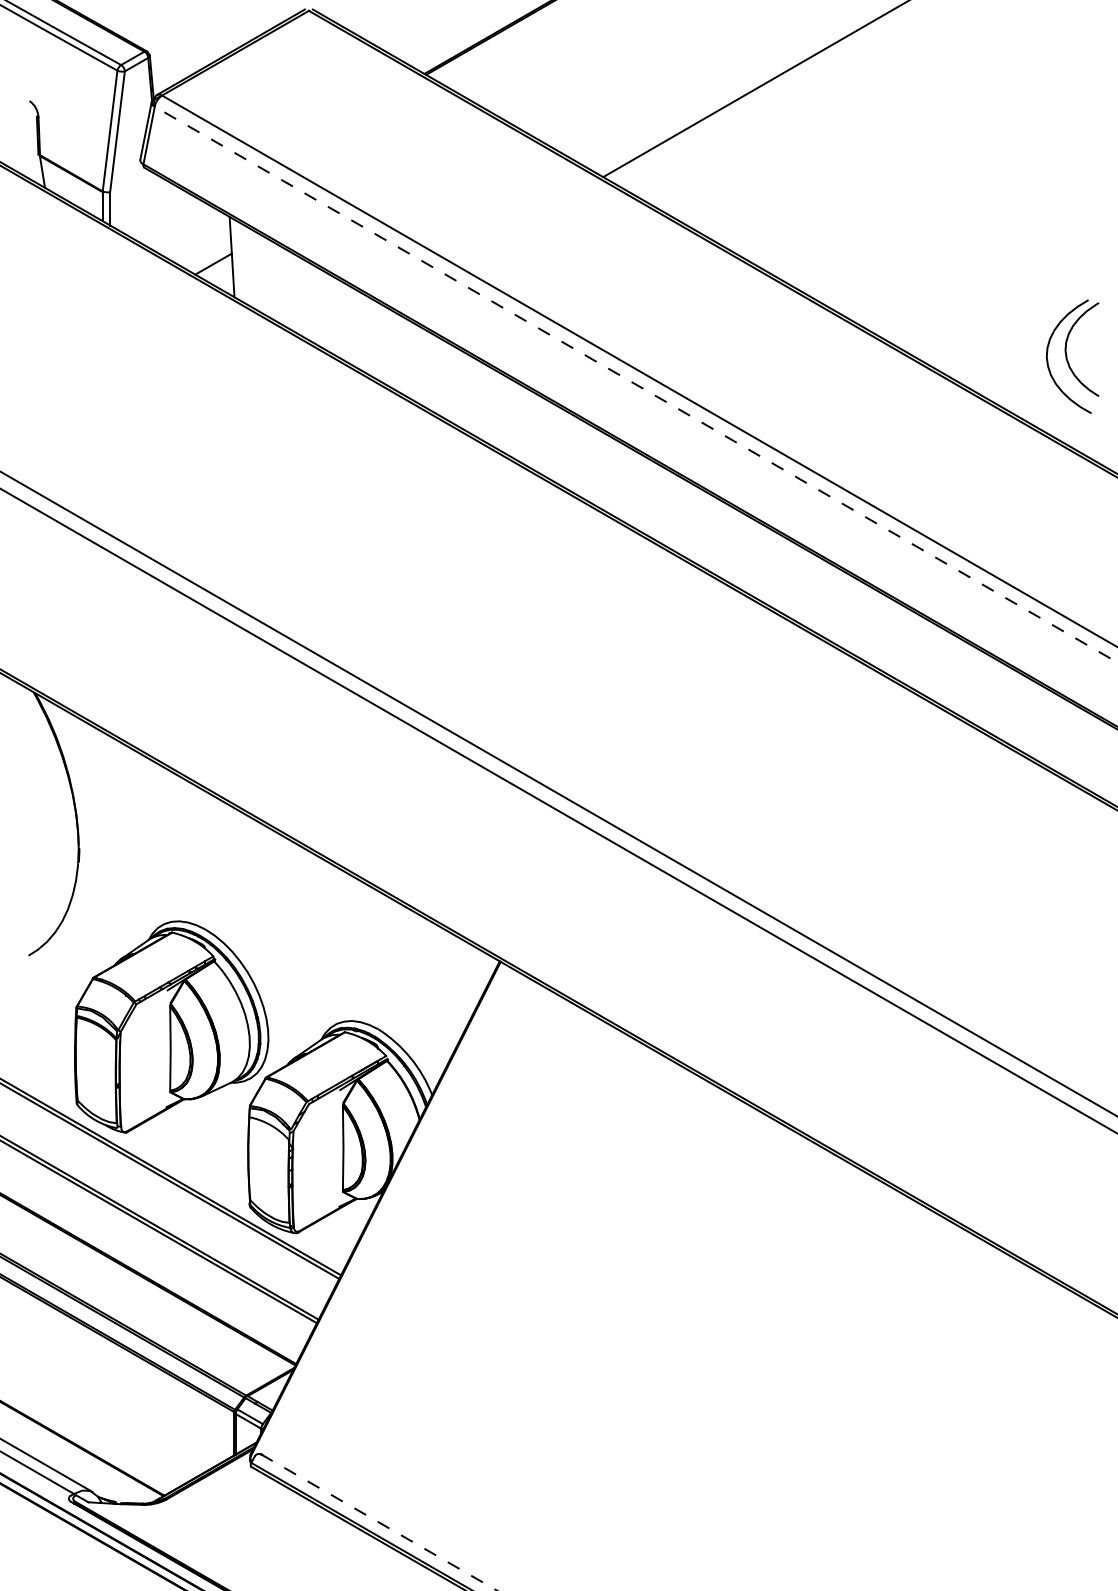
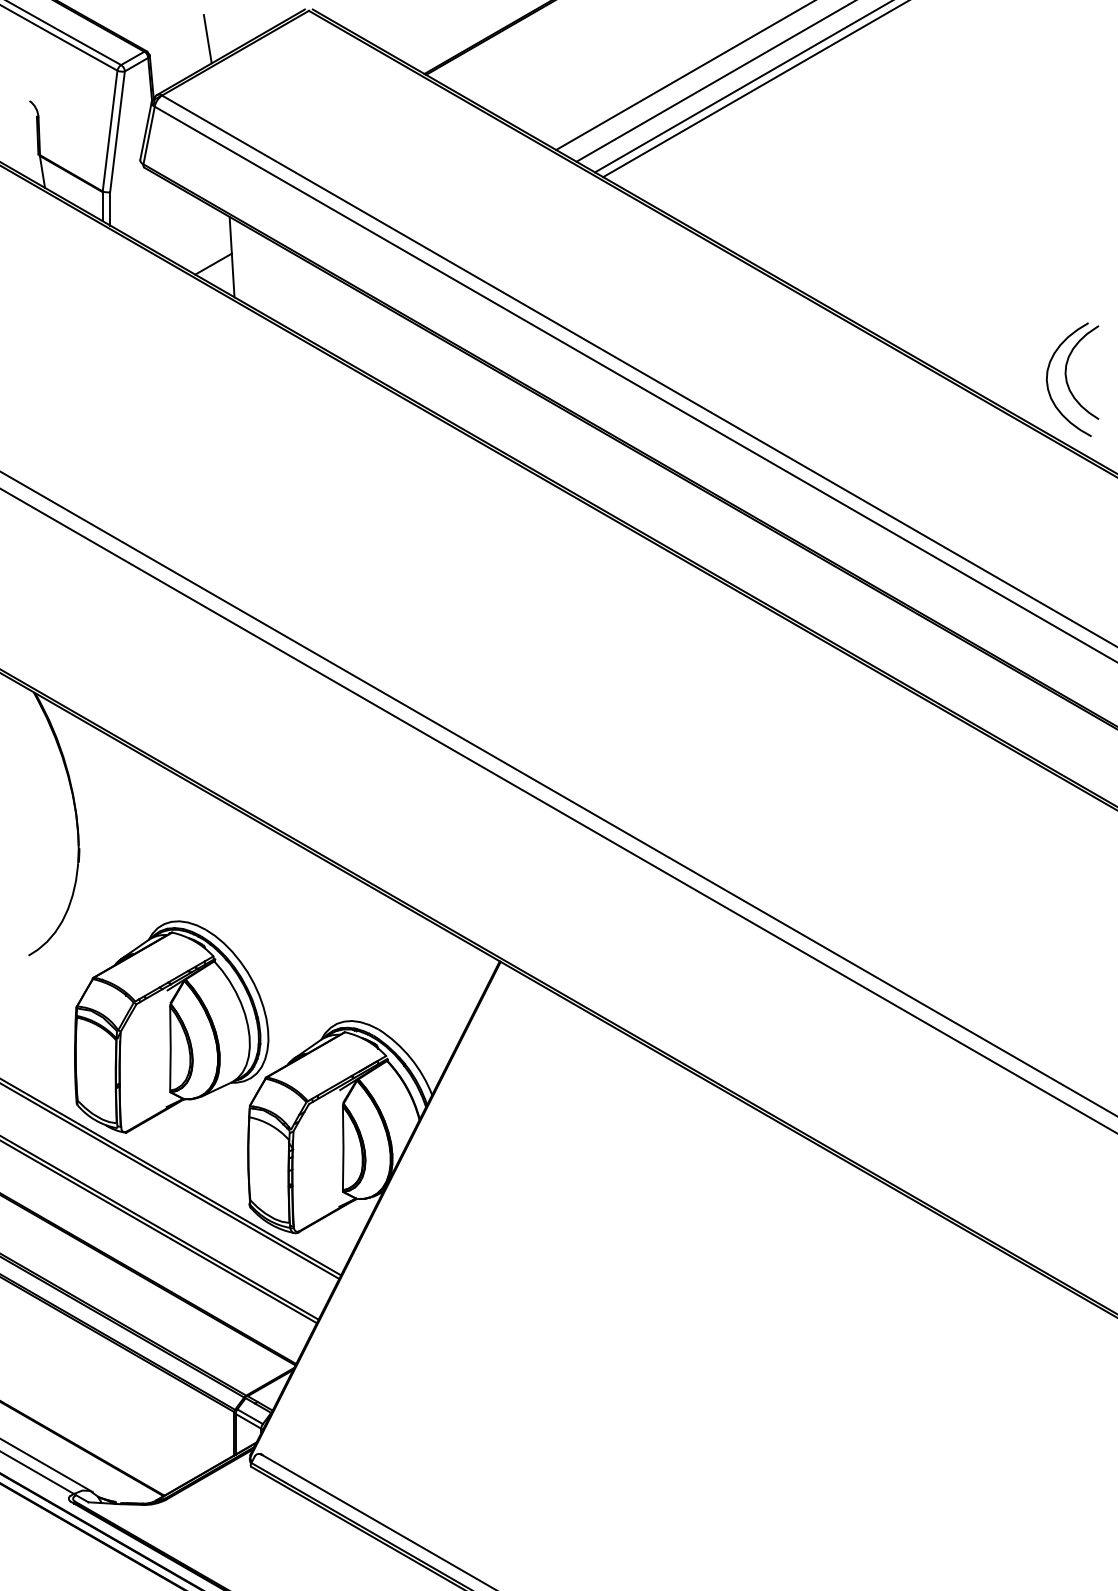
line: none -> present (207, 39)
line: none -> present (684, 76)
line: none -> present (714, 81)
line: none -> present (741, 87)
part position: (1072, 356) -> (1072, 379) (1072, 379)
line: dashed -> solid (636, 384)
line: dashed -> solid (379, 1522)
